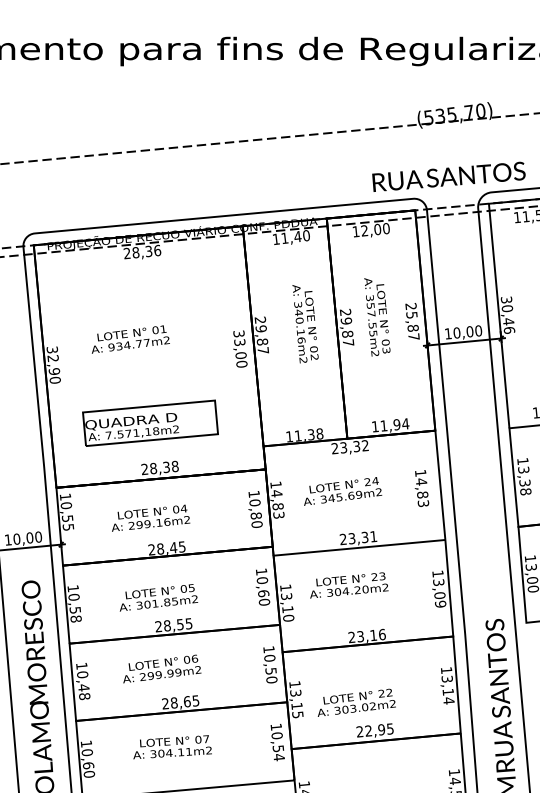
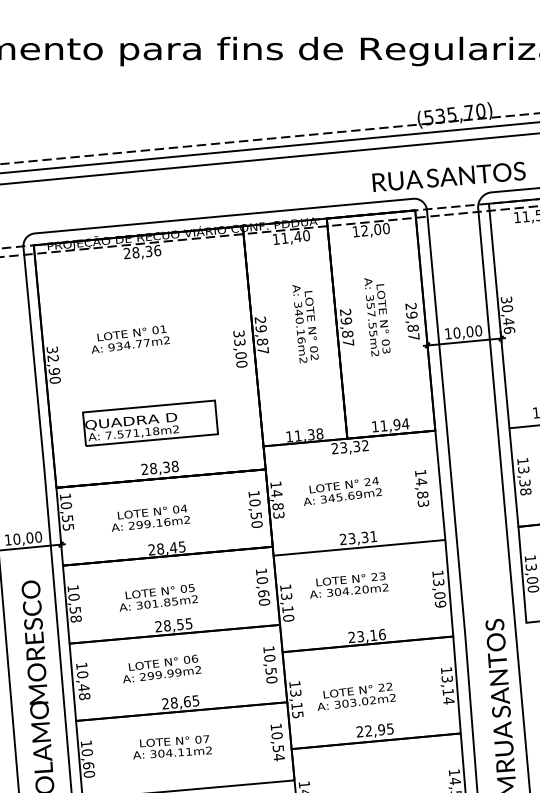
line: none -> present (269, 147)
line: none -> present (269, 158)
text: 25,87 -> 29,87 (411, 314)
text: 10,80 -> 10,50 (255, 515)
text position: (356, 702) -> (356, 696) (356, 696)
